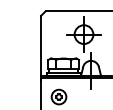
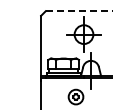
line: solid -> dashed (79, 11)
part position: (58, 96) -> (75, 96) (75, 96)
